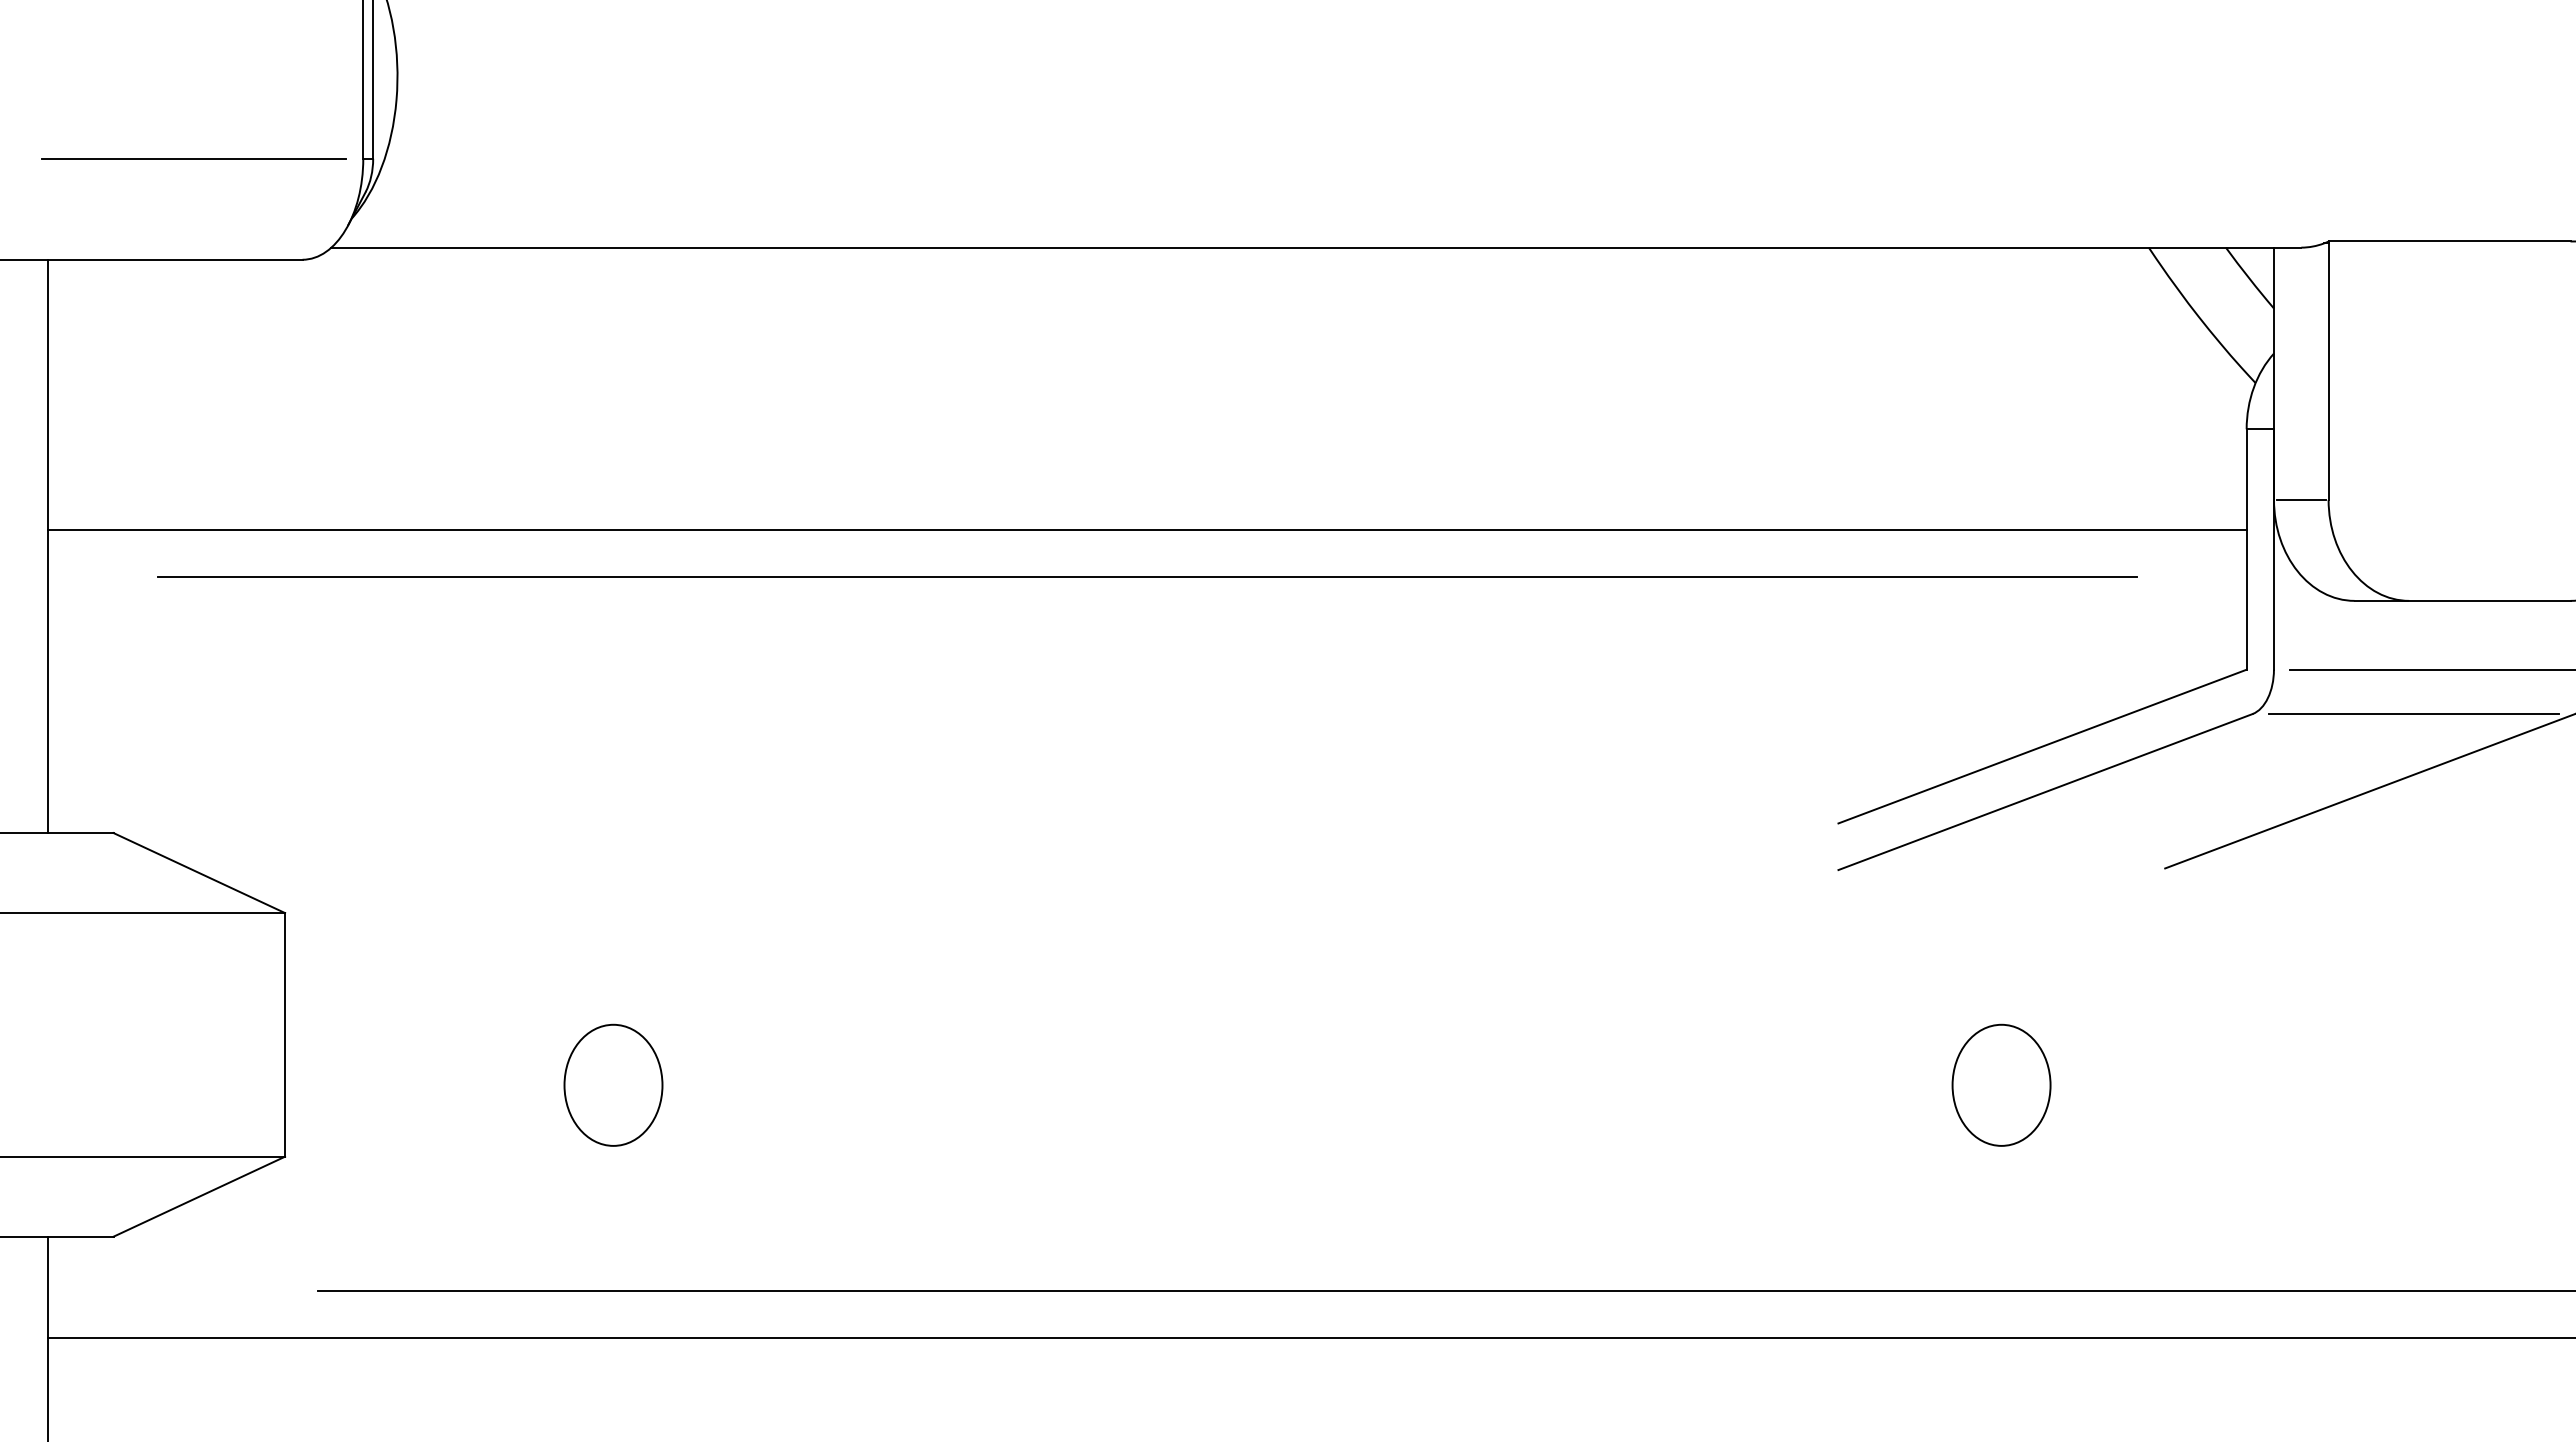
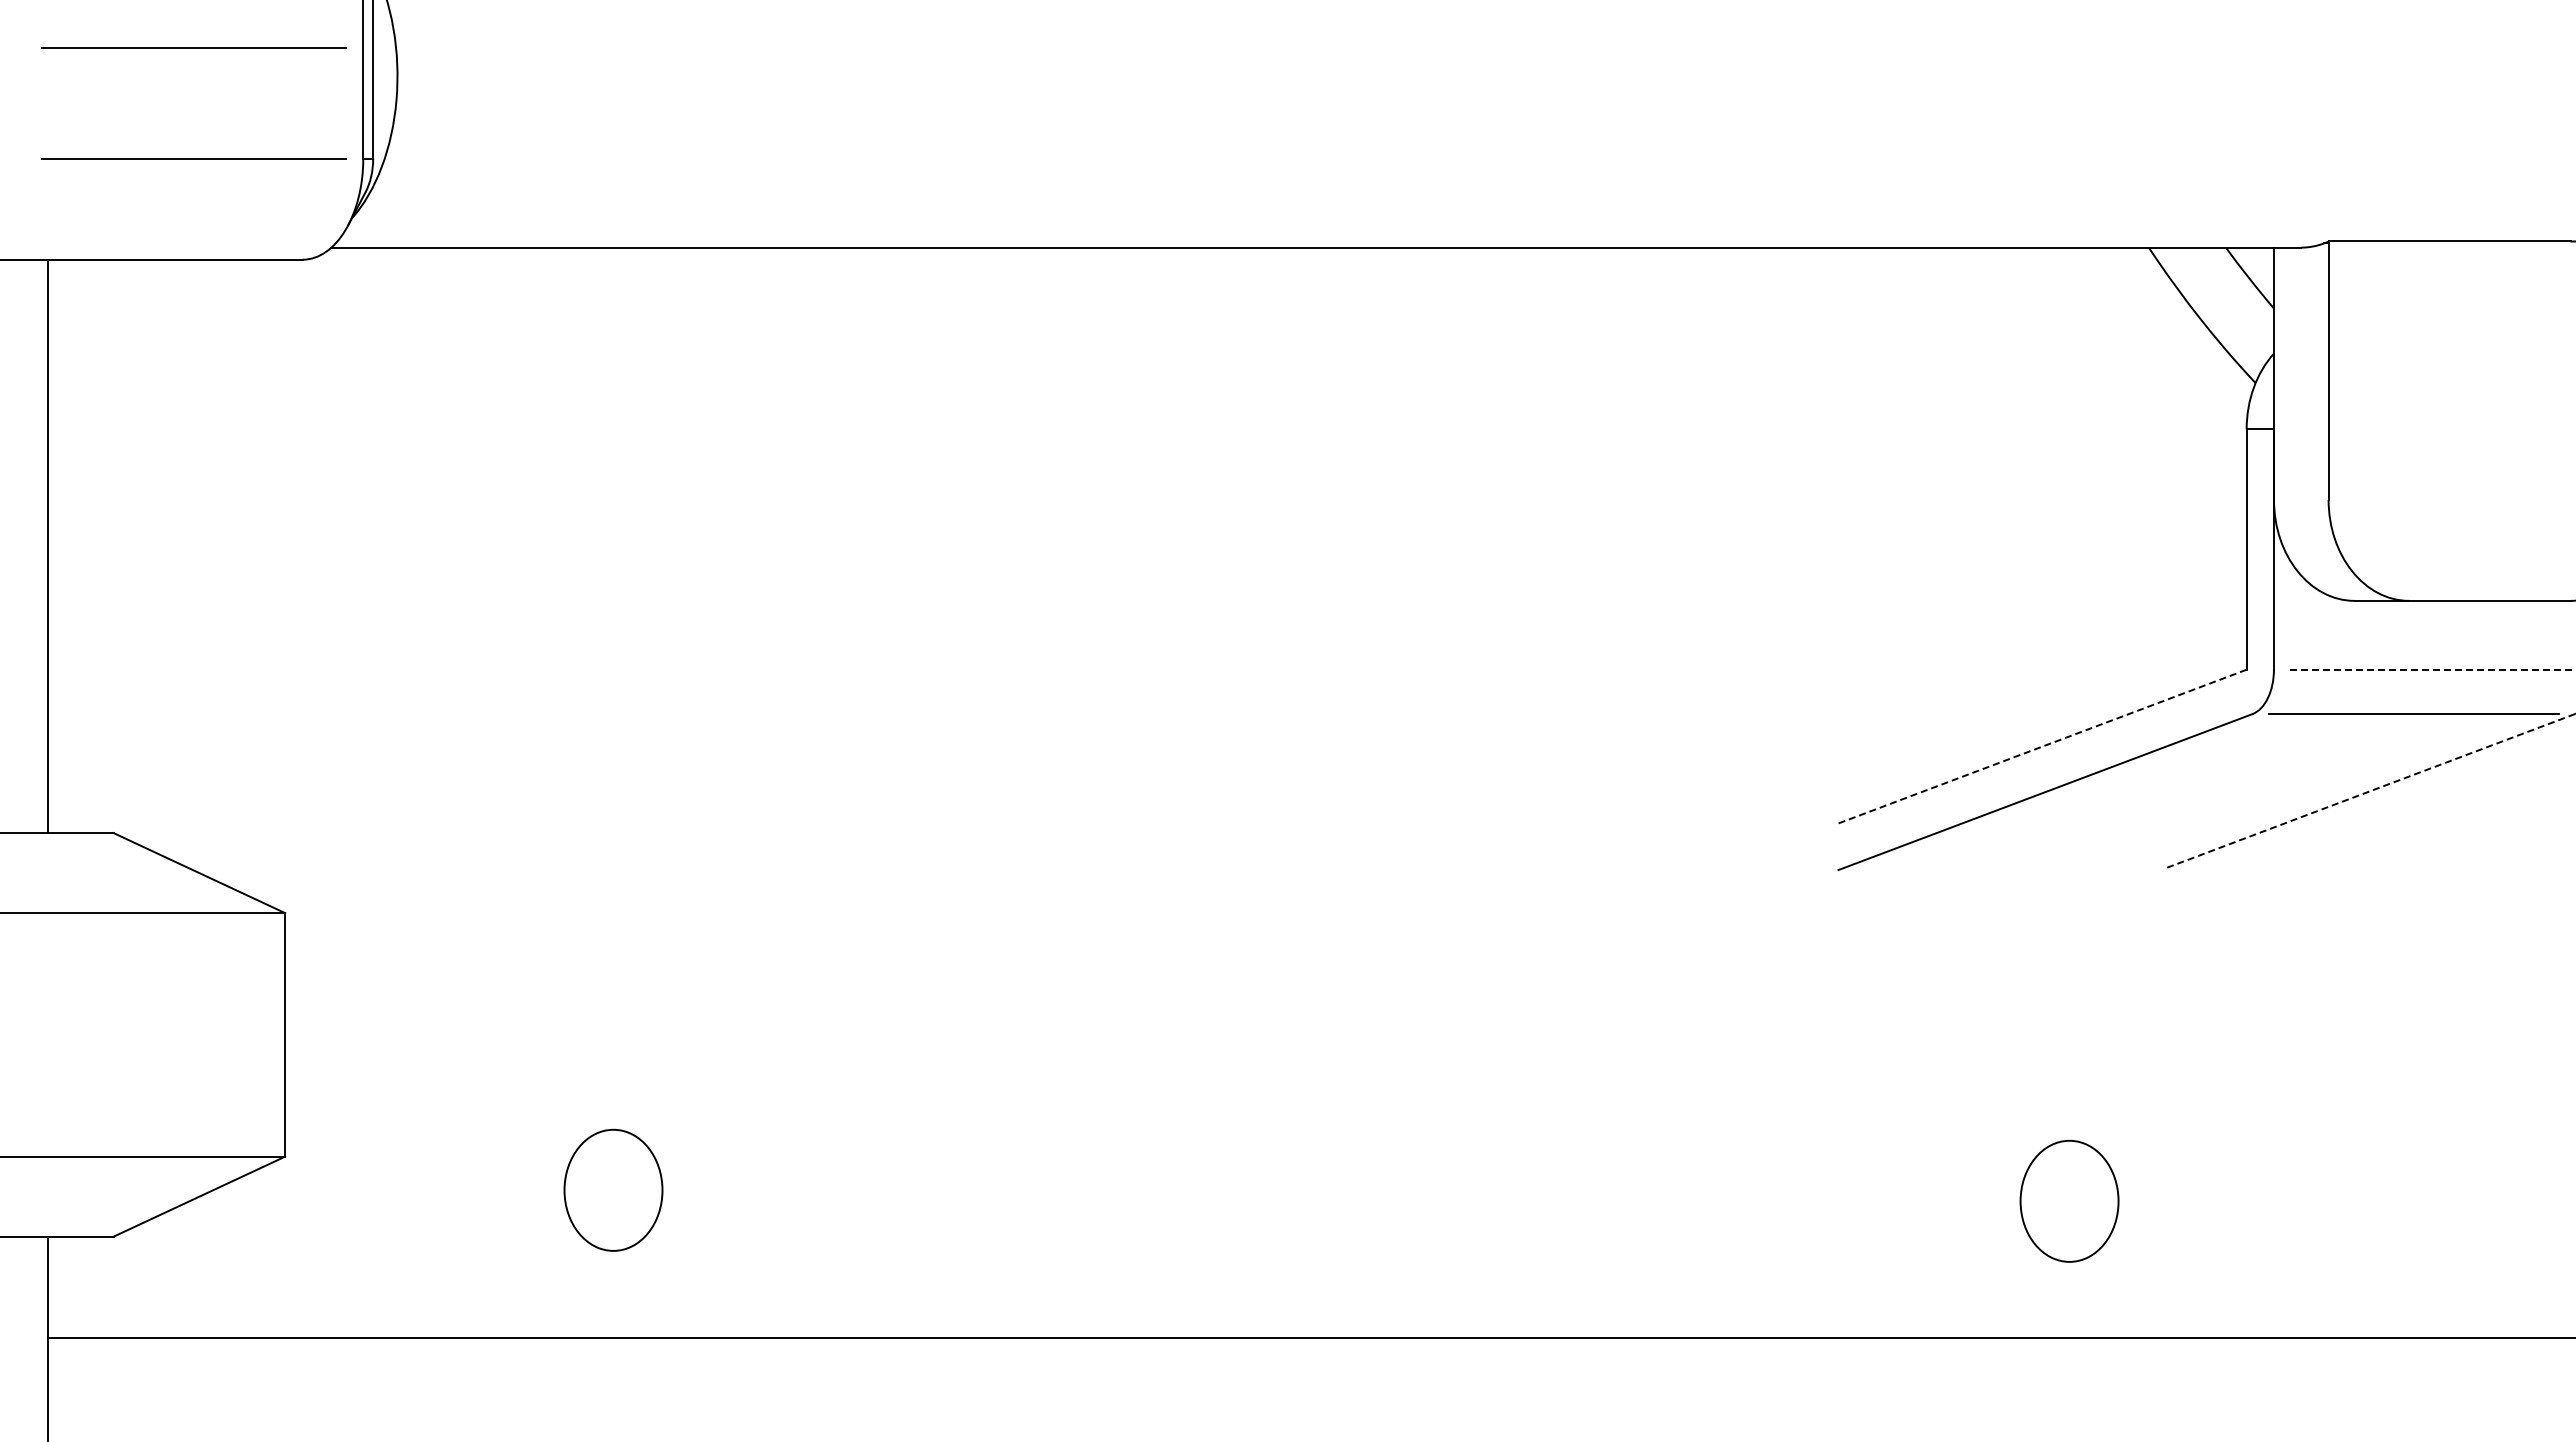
line: none -> present (193, 47)
line: present -> none (2300, 499)
line: present -> none (1146, 530)
line: present -> none (1146, 576)
line: solid -> dashed (2432, 669)
line: solid -> dashed (2042, 746)
line: solid -> dashed (2369, 791)
part position: (613, 1084) -> (613, 1189) (613, 1189)
part position: (2001, 1084) -> (2069, 1200) (2069, 1200)
line: present -> none (1445, 1291)
